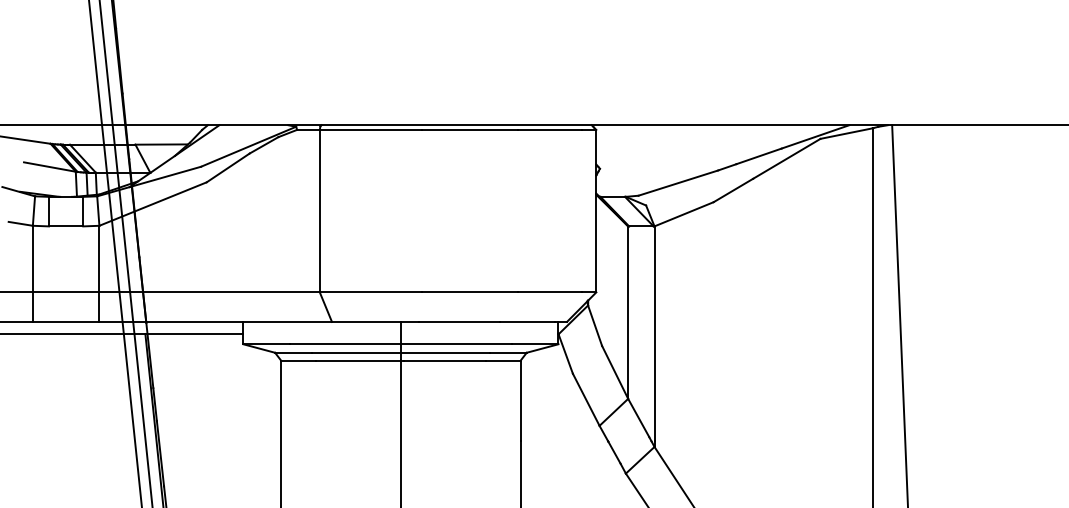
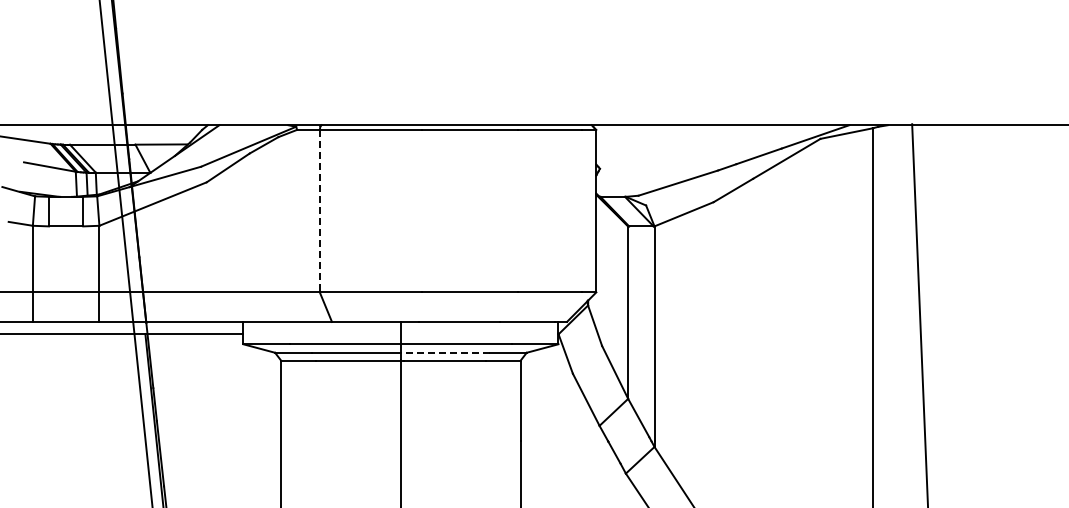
line: solid -> dashed (319, 211)
line: present -> none (115, 253)
line position: (899, 314) -> (919, 314) (919, 314)
line: solid -> dashed (444, 352)
